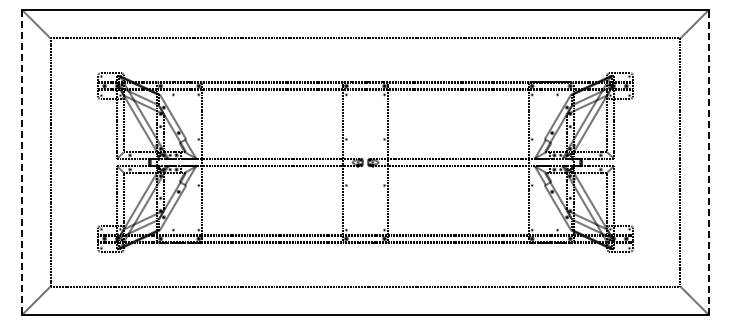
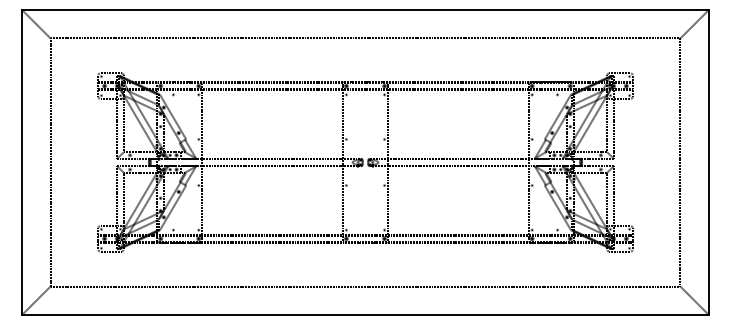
line: dashed -> solid (21, 162)
line: dashed -> solid (709, 162)
